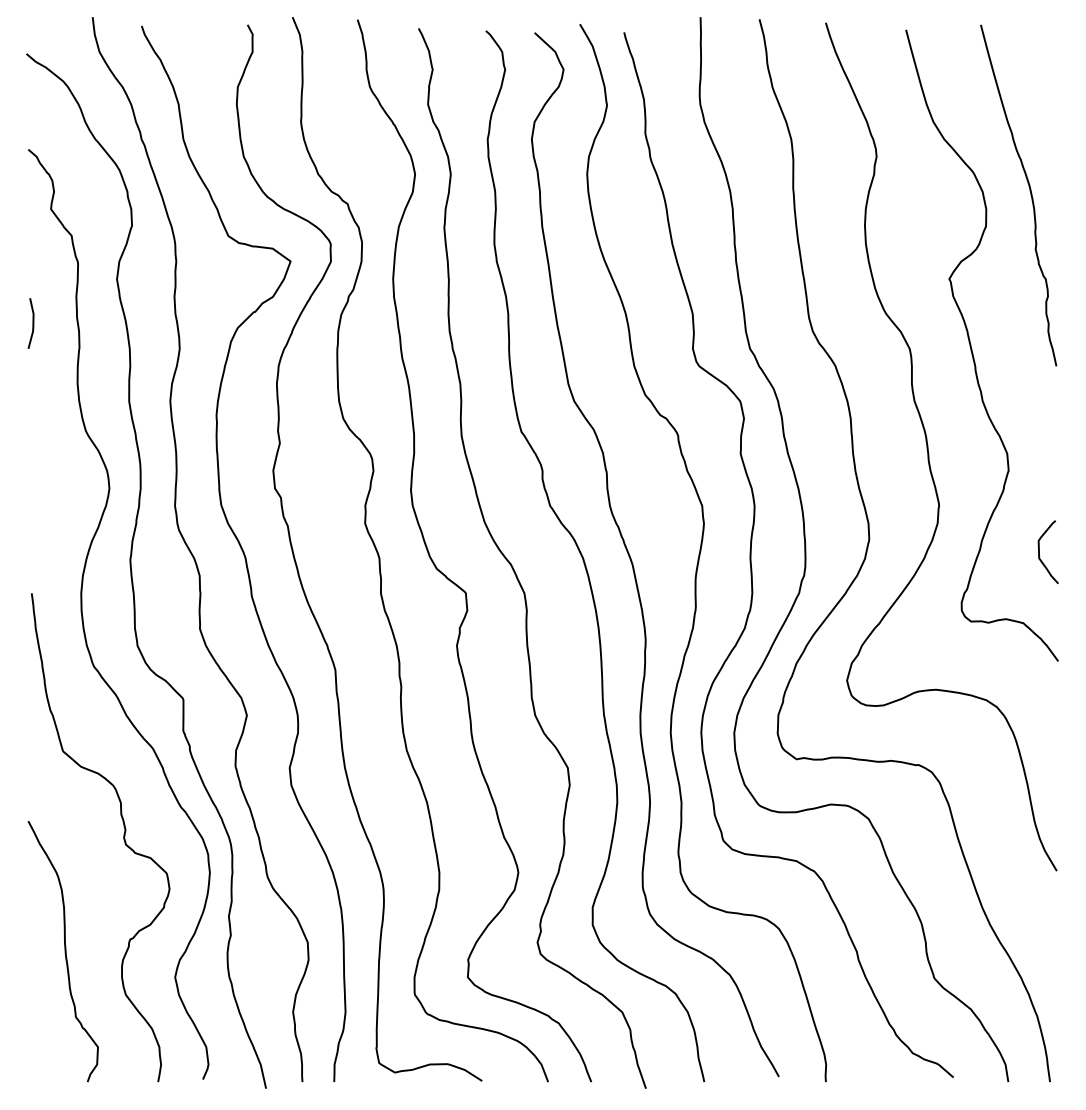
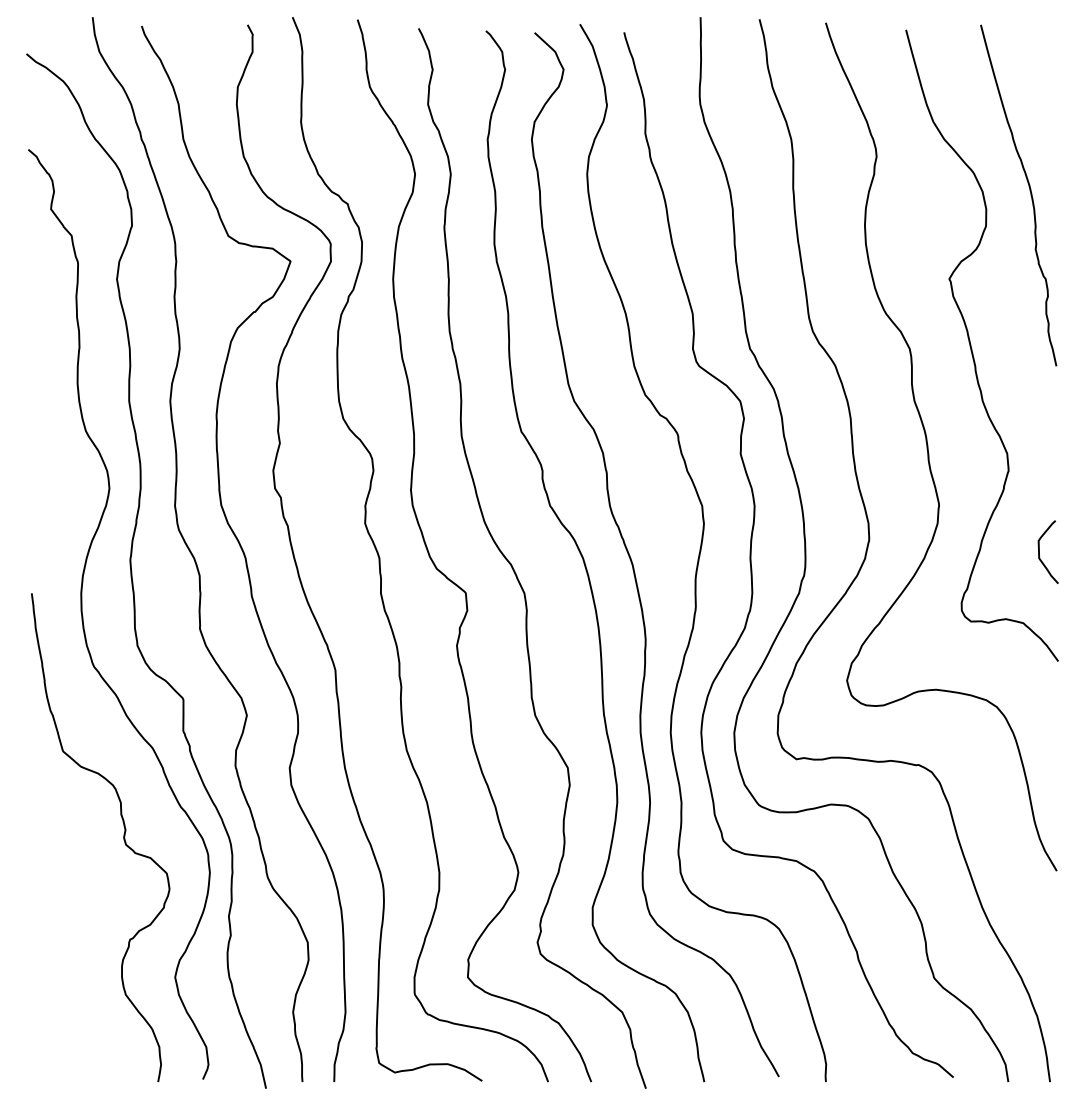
line: present -> none (32, 323)
curve: present -> none (64, 951)
